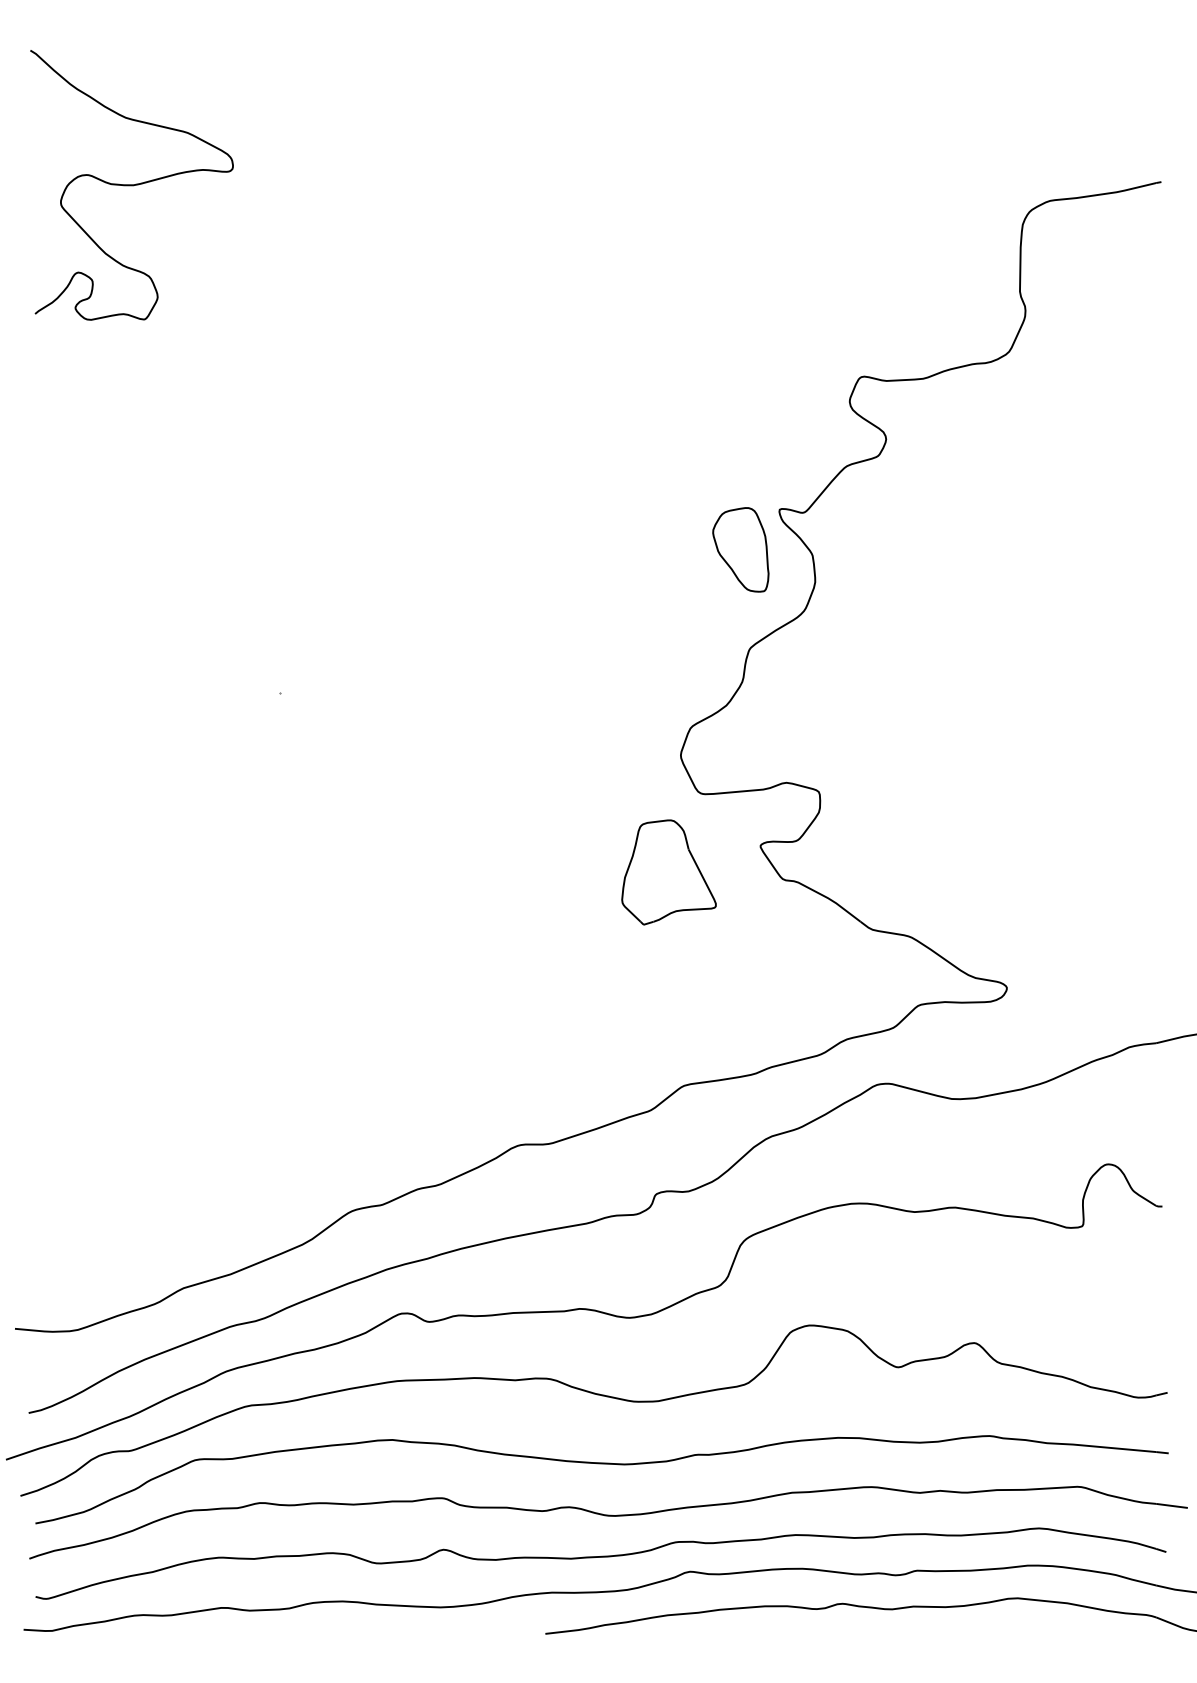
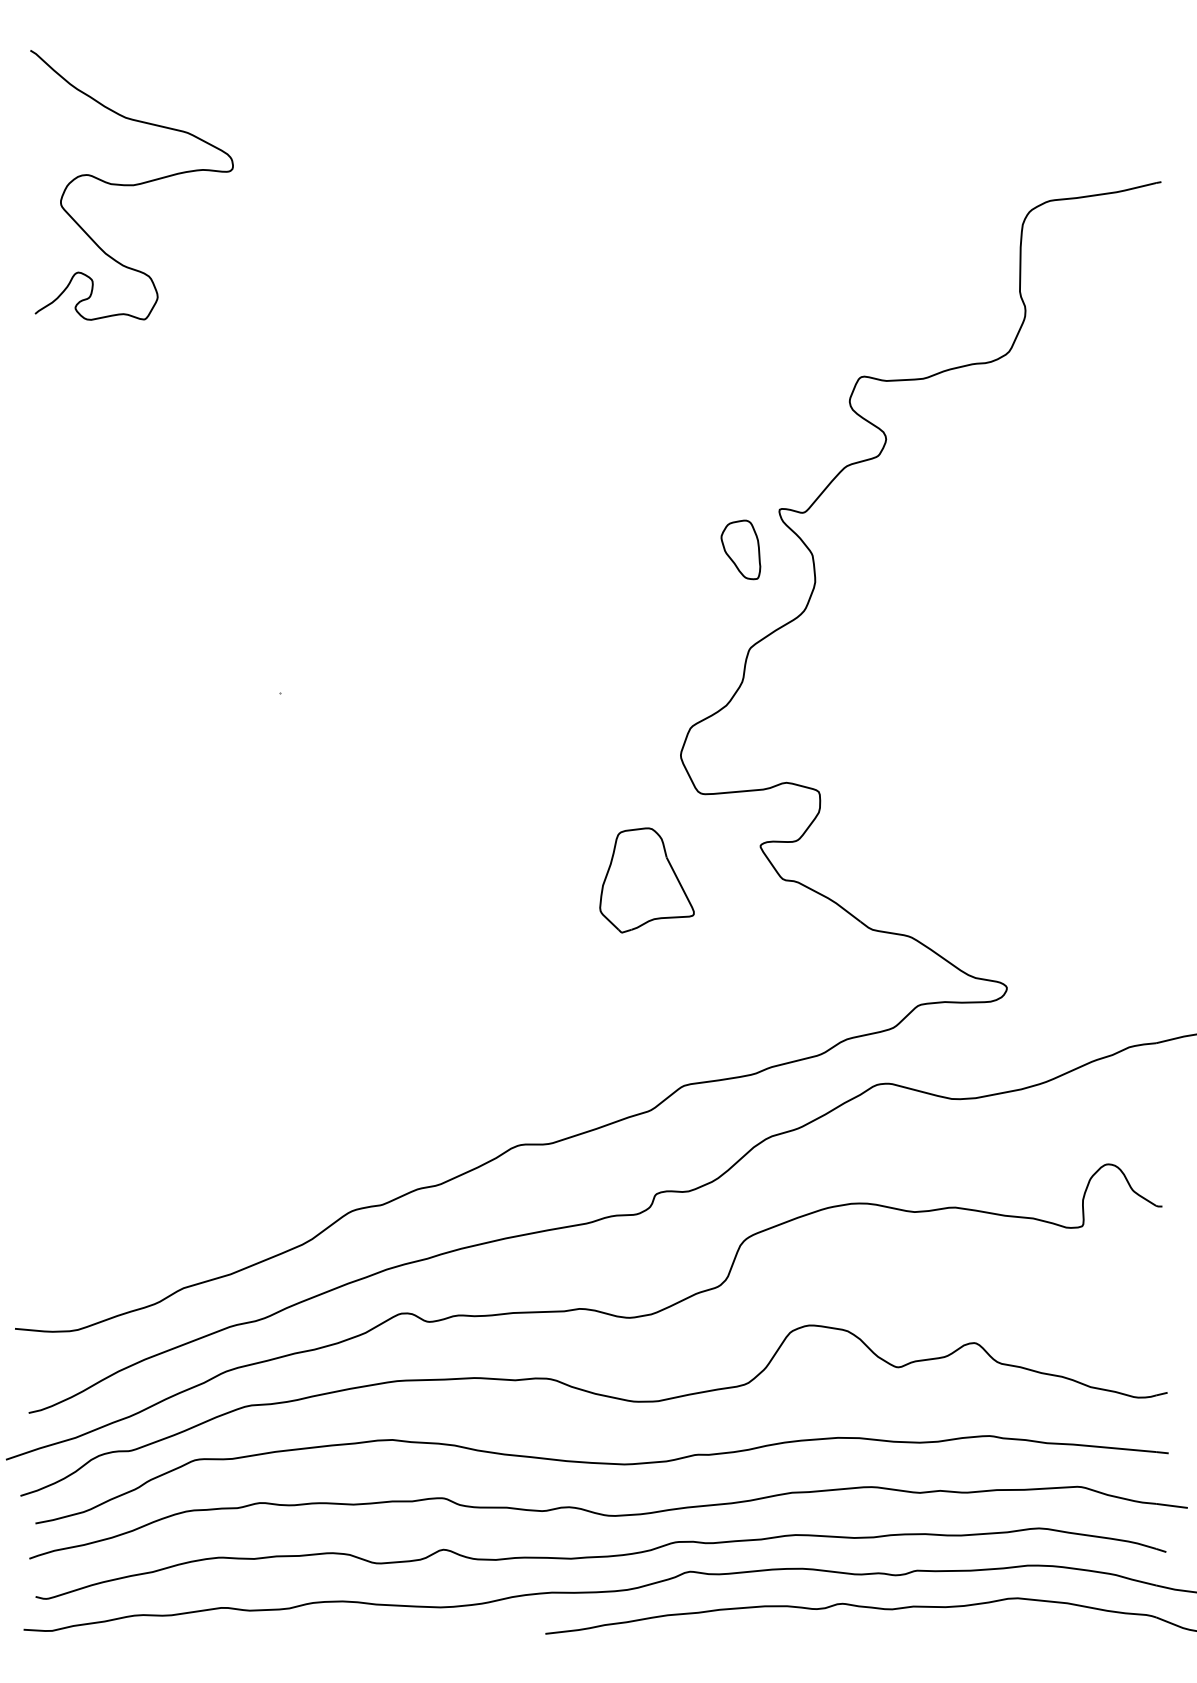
part size: 58x86 px -> 42x62 px (740, 549)
part position: (668, 872) -> (646, 880) (646, 880)
